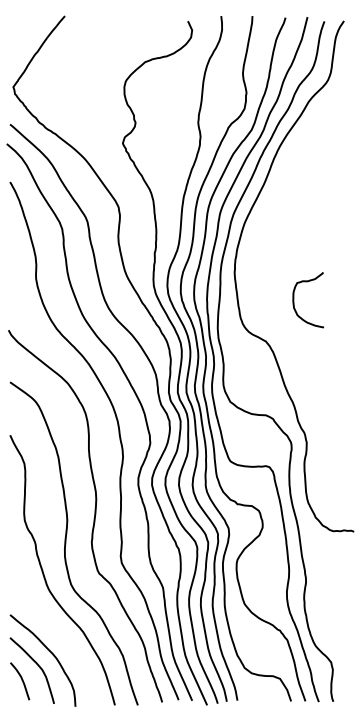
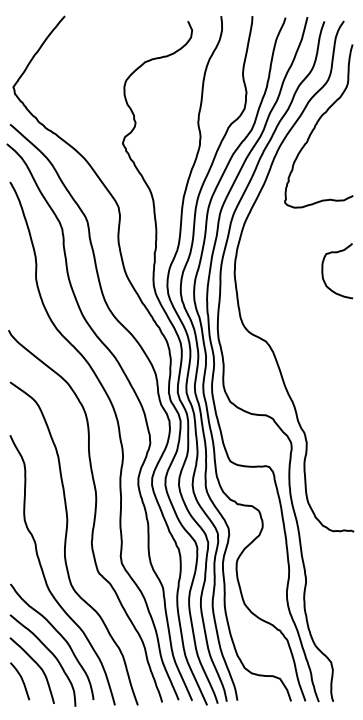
curve: none -> present (317, 124)
curve position: (294, 300) -> (323, 271) (323, 271)
curve: none -> present (59, 635)
